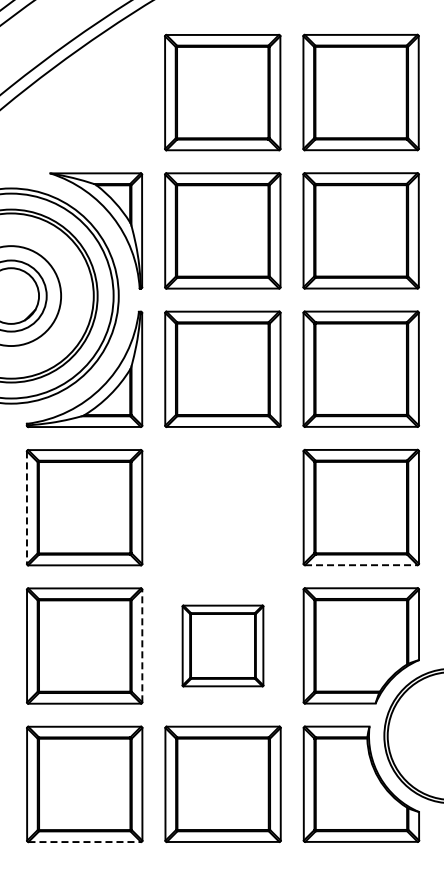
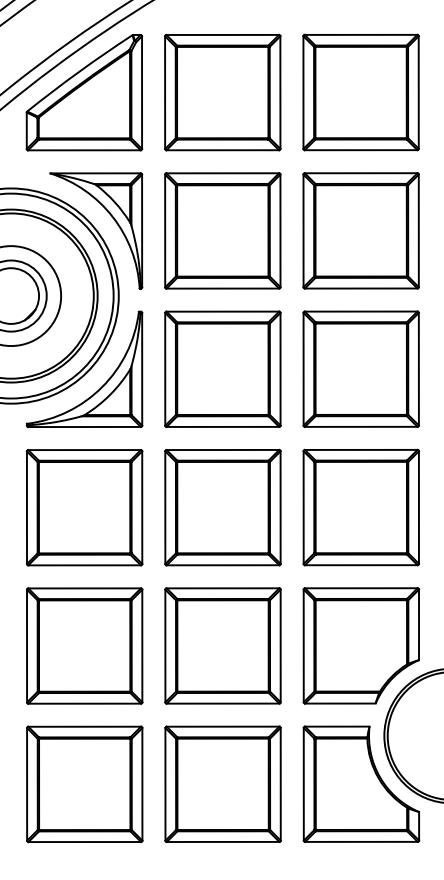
part: none -> present (84, 92)
part: none -> present (222, 507)
line: dashed -> solid (26, 508)
line: dashed -> solid (361, 565)
line: dashed -> solid (142, 645)
part size: 84x84 px -> 118x118 px (222, 645)
line: dashed -> solid (85, 842)
